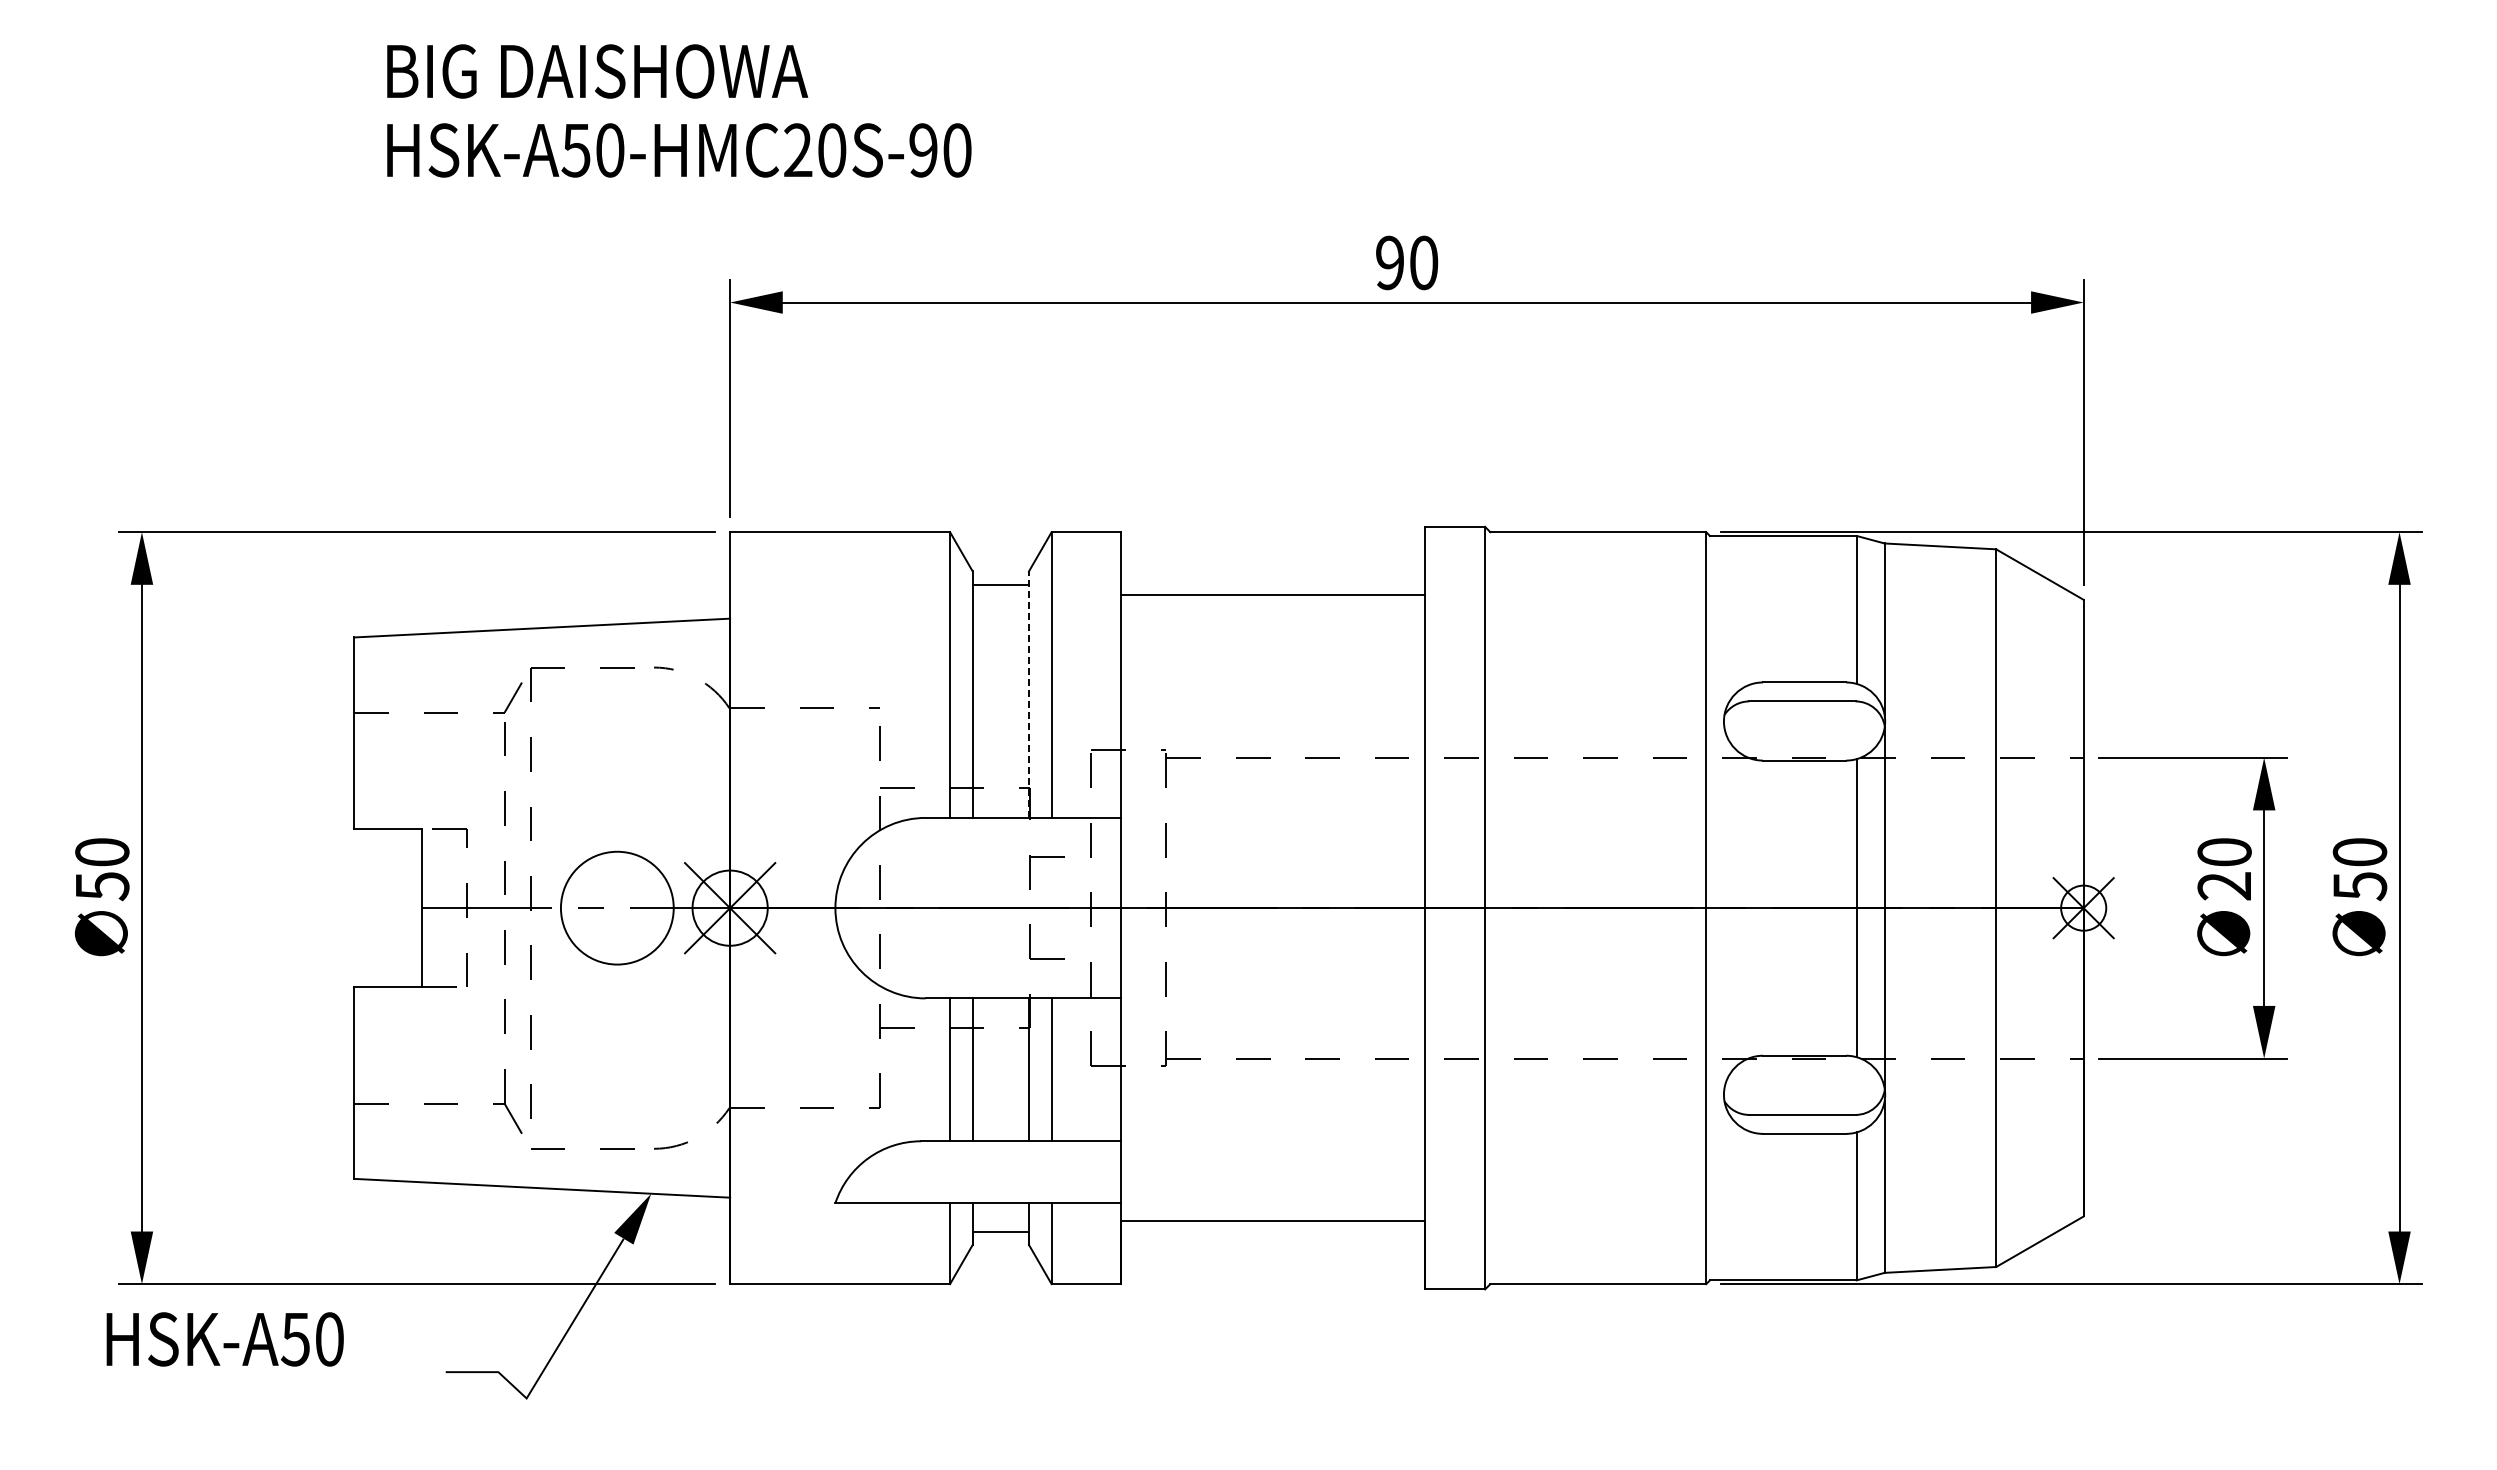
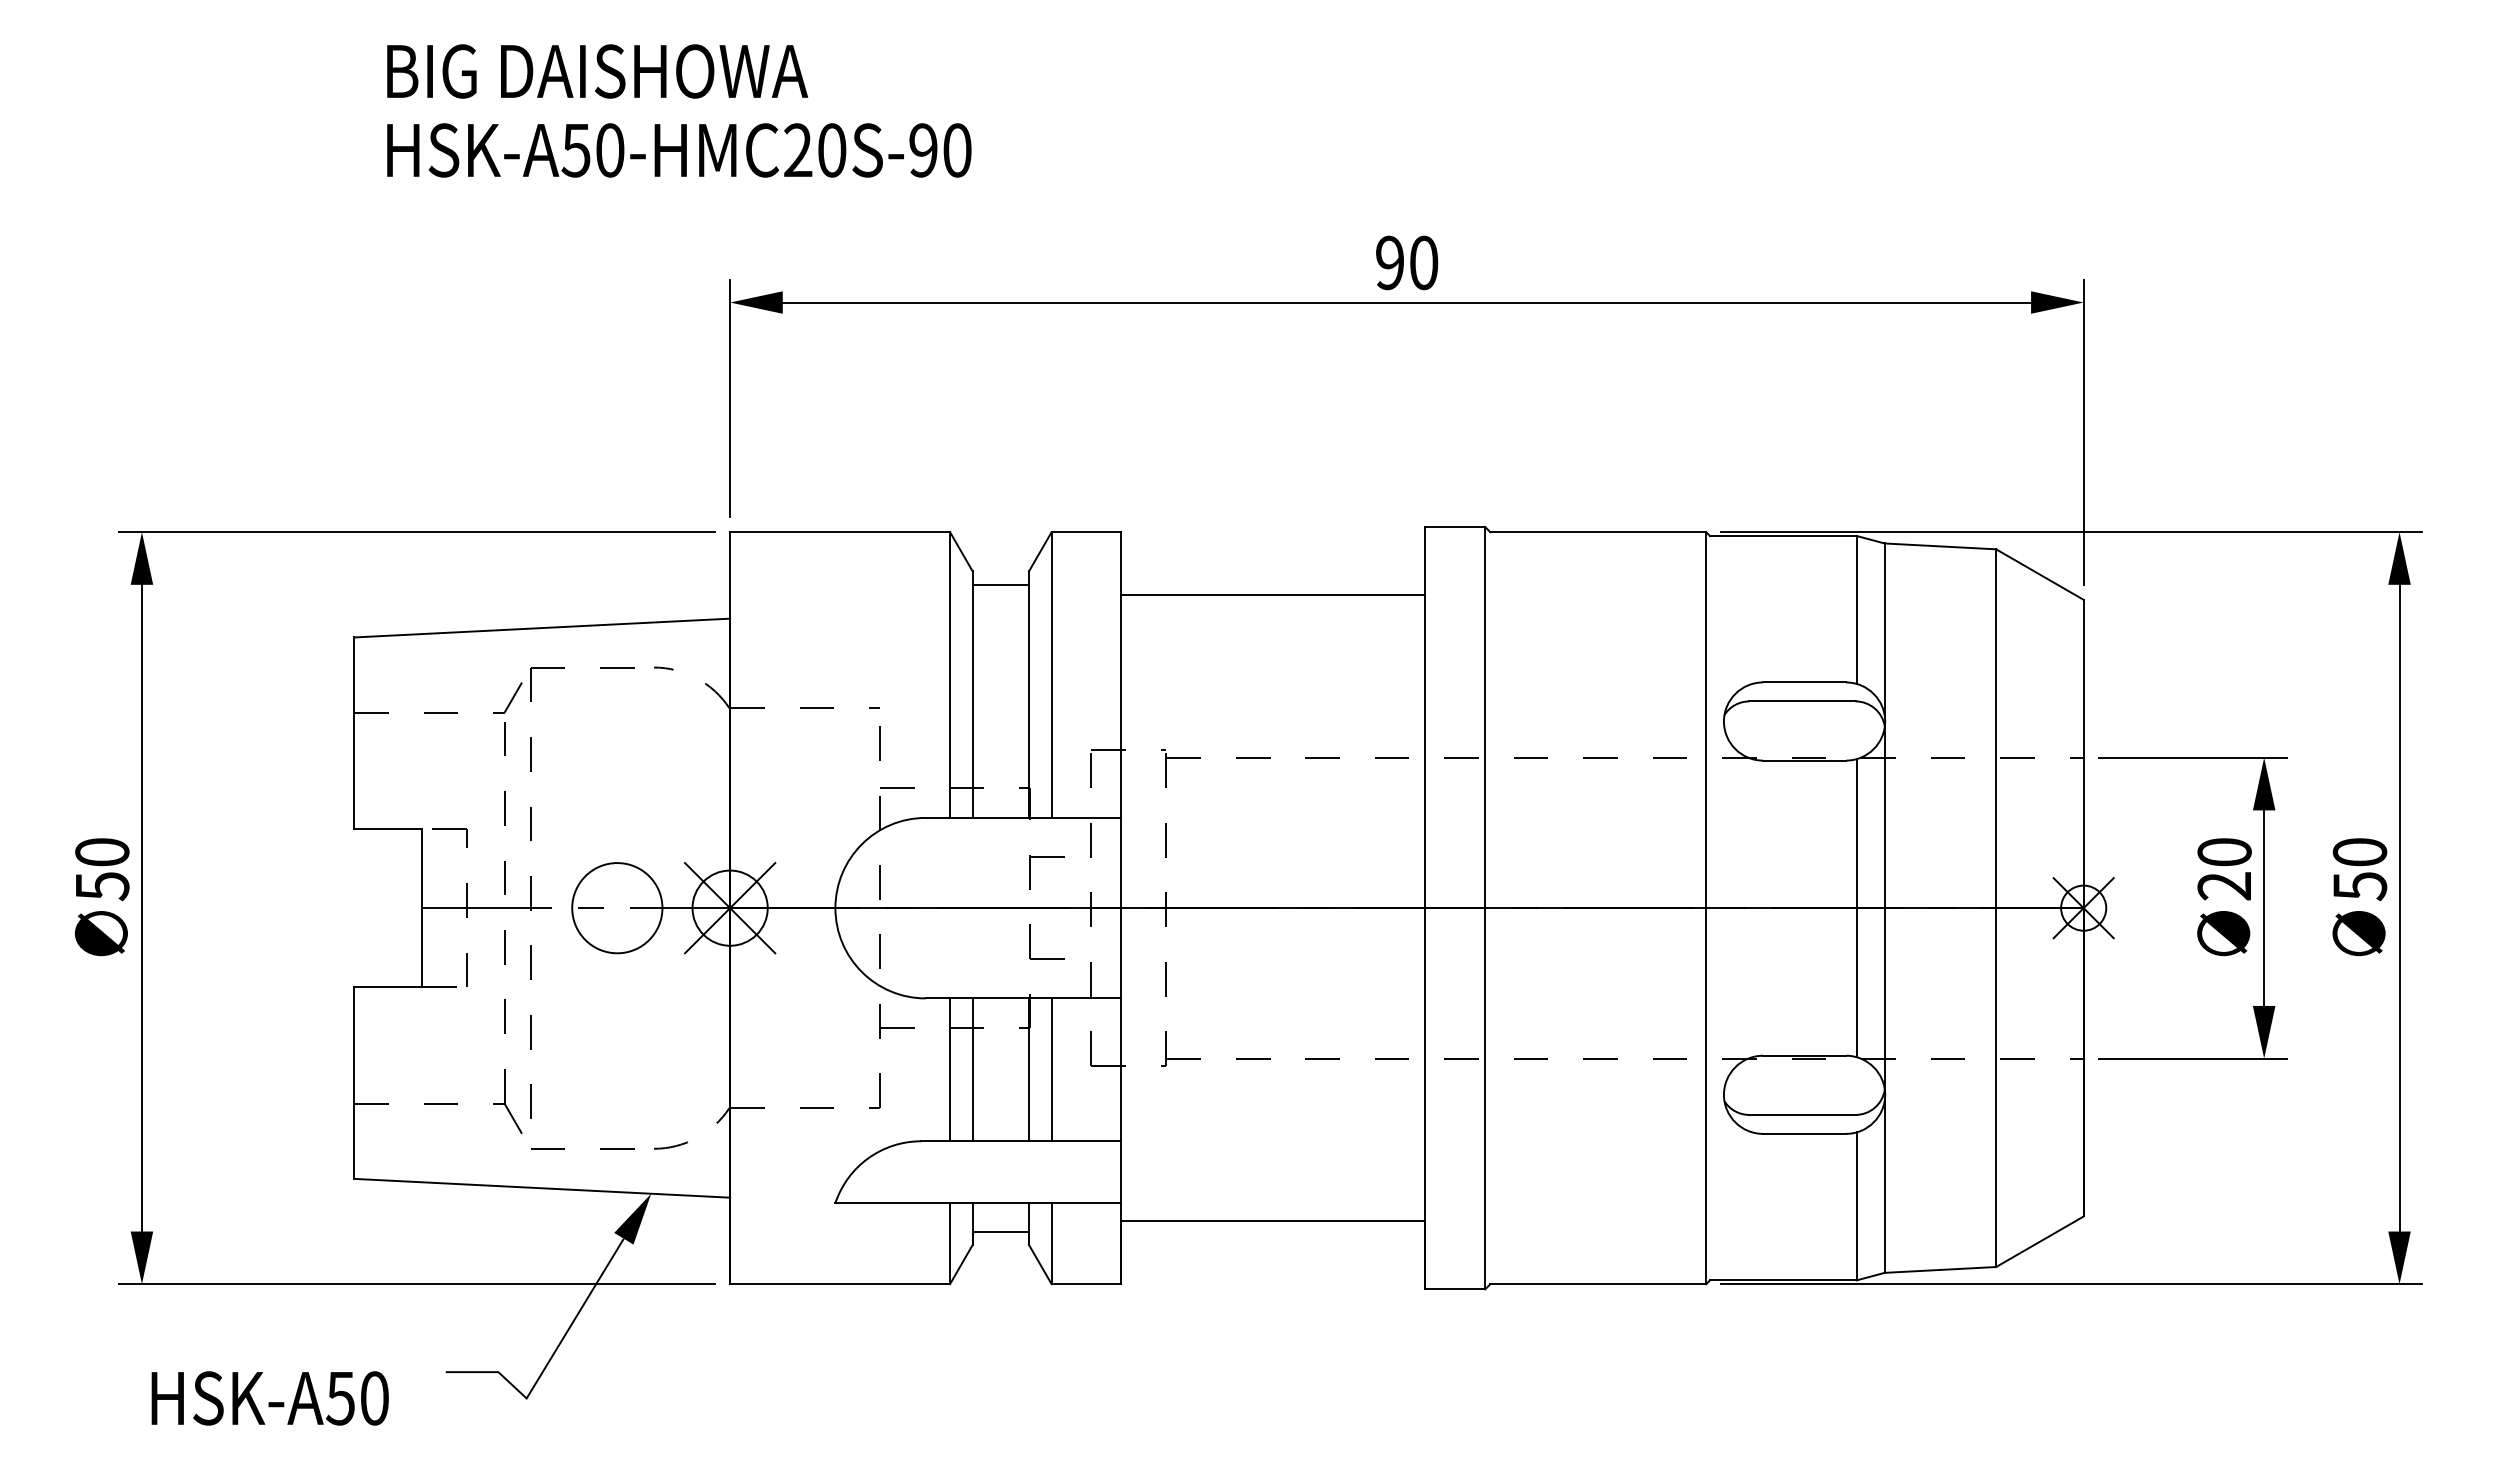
line: dashed -> solid (1029, 694)
circle diameter: 113 px -> 90 px (617, 908)
text position: (224, 1339) -> (269, 1398) (269, 1398)
